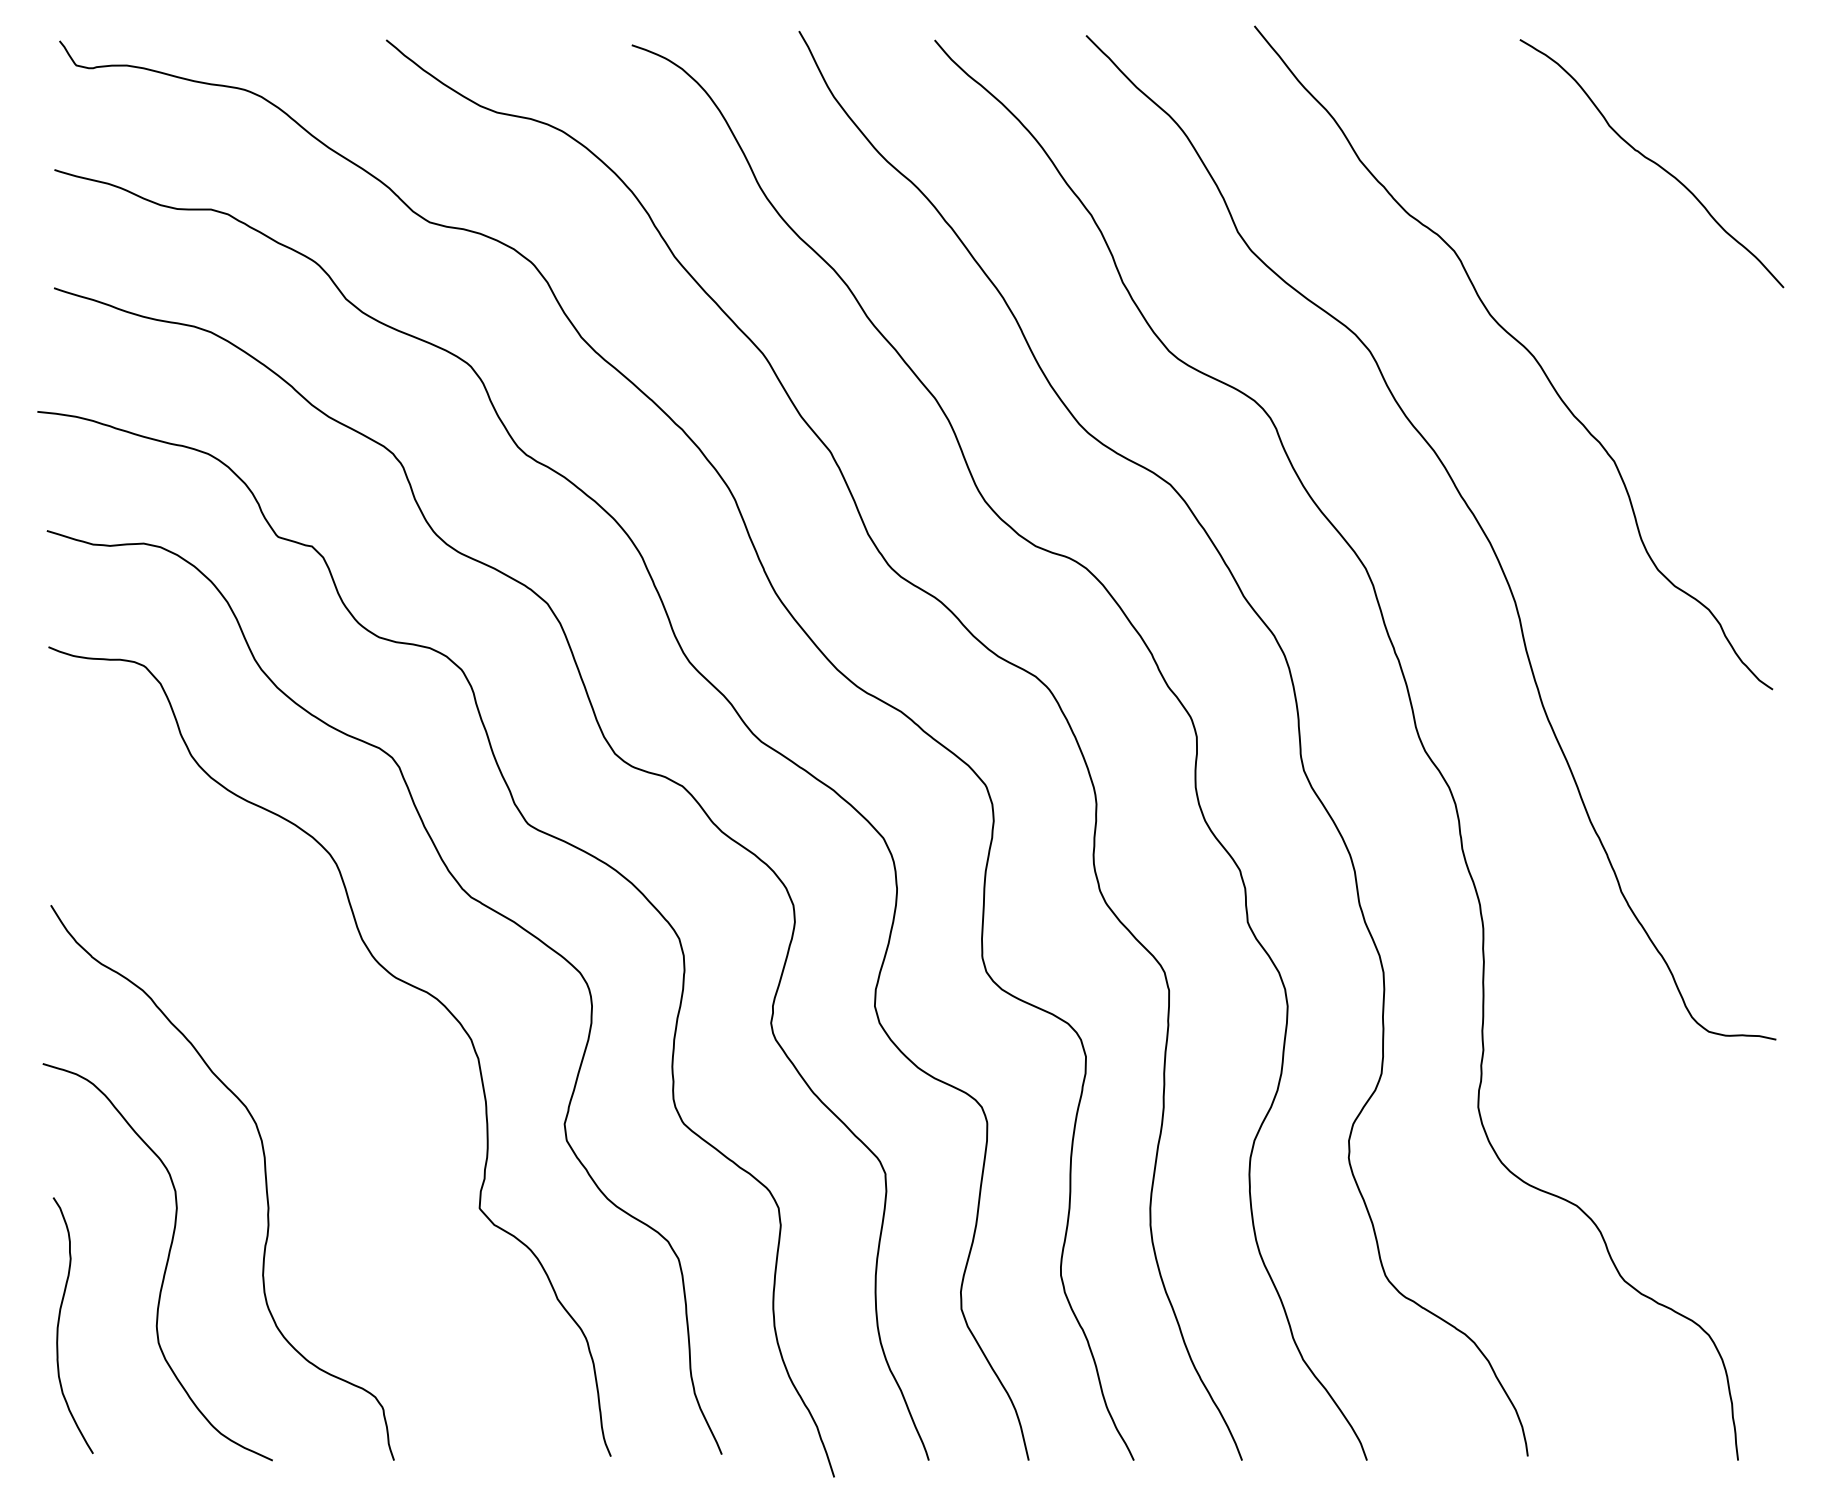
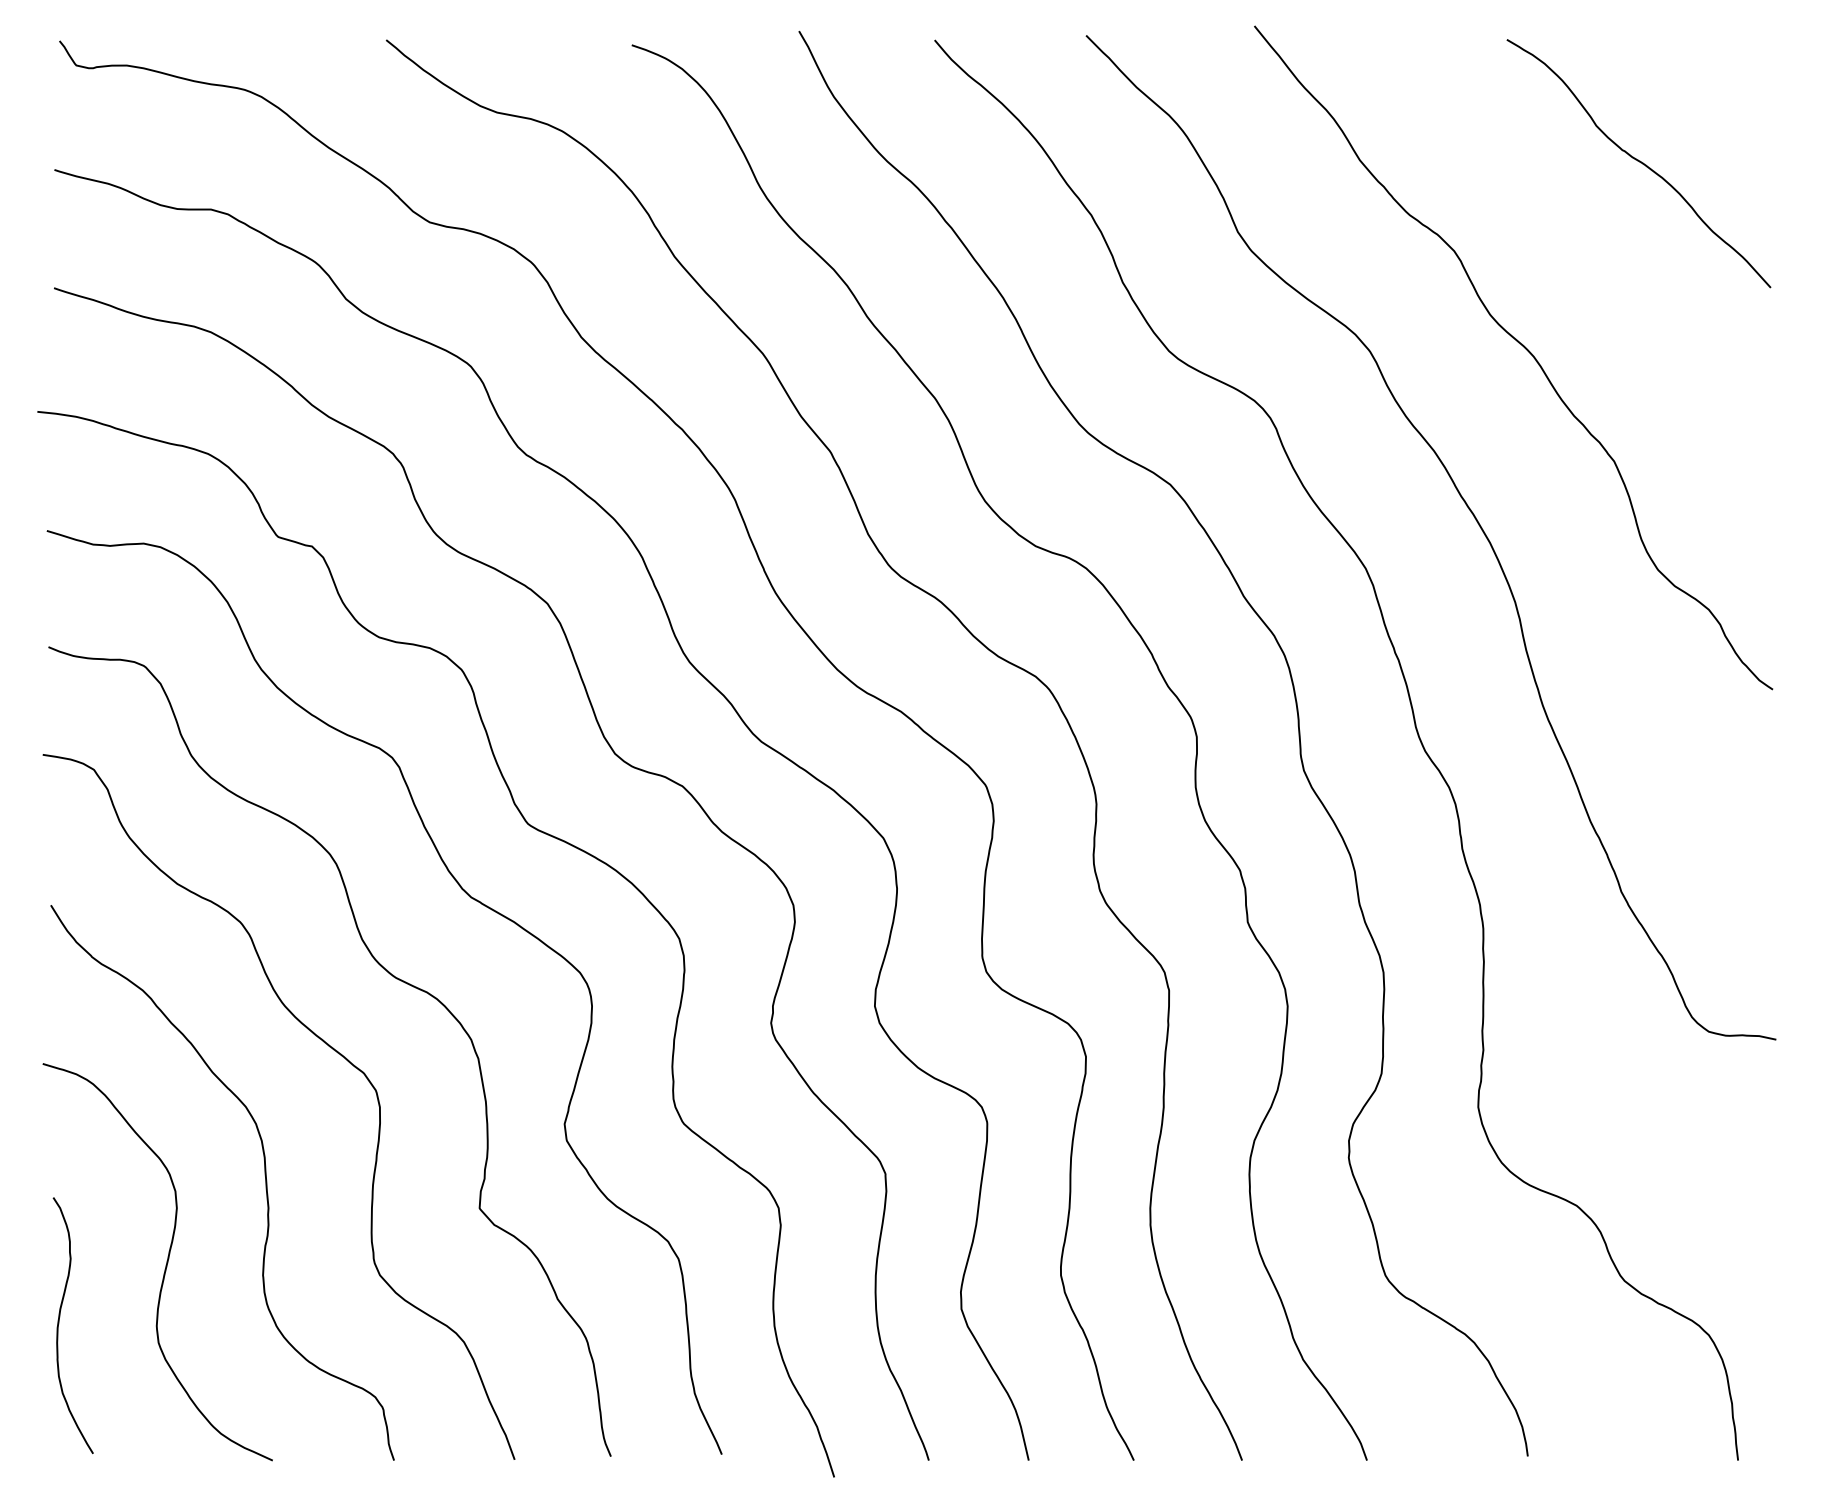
curve position: (1652, 162) -> (1639, 162) (1639, 162)
curve: none -> present (329, 1047)
